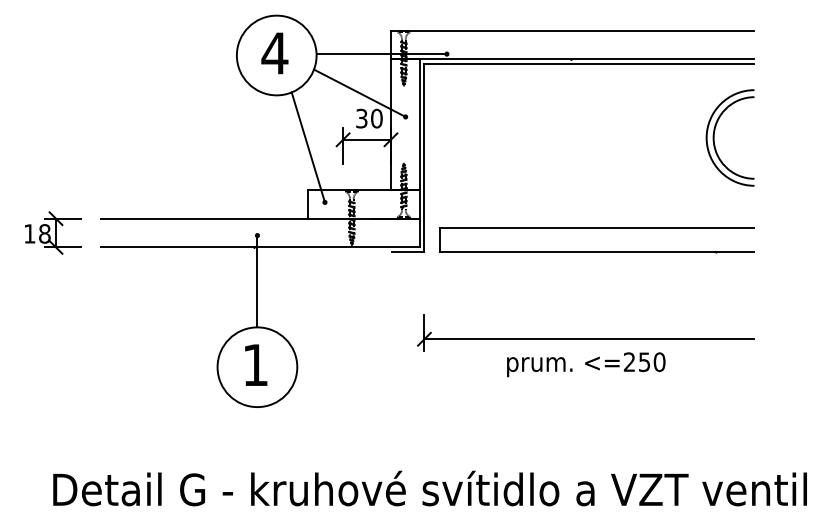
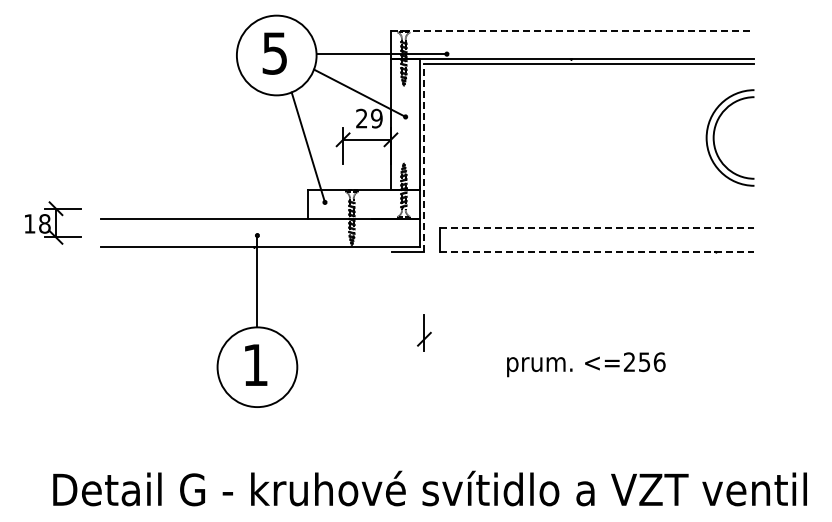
line: solid -> dashed (572, 30)
text: 4 -> 5 (274, 53)
text: 30 -> 29 (369, 118)
line: solid -> dashed (424, 157)
line: solid -> dashed (597, 228)
part position: (53, 232) -> (53, 222) (53, 222)
line: solid -> dashed (597, 252)
line: present -> none (589, 339)
text: <=250 -> <=256 (659, 361)
